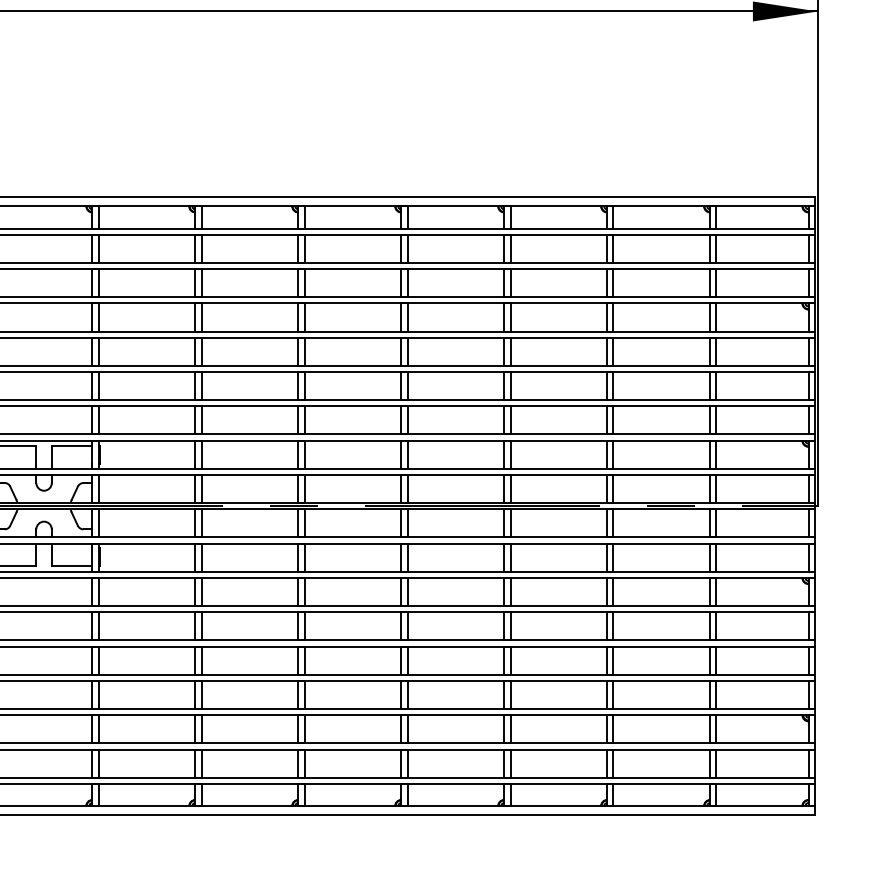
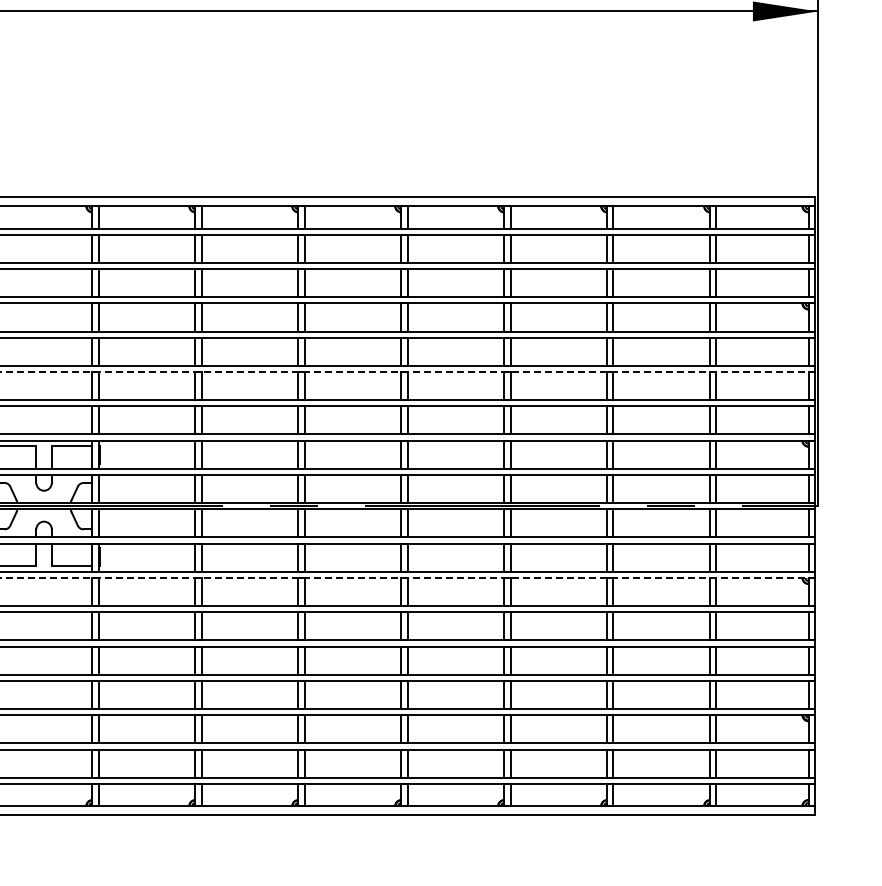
line: solid -> dashed (407, 372)
line: solid -> dashed (407, 577)
